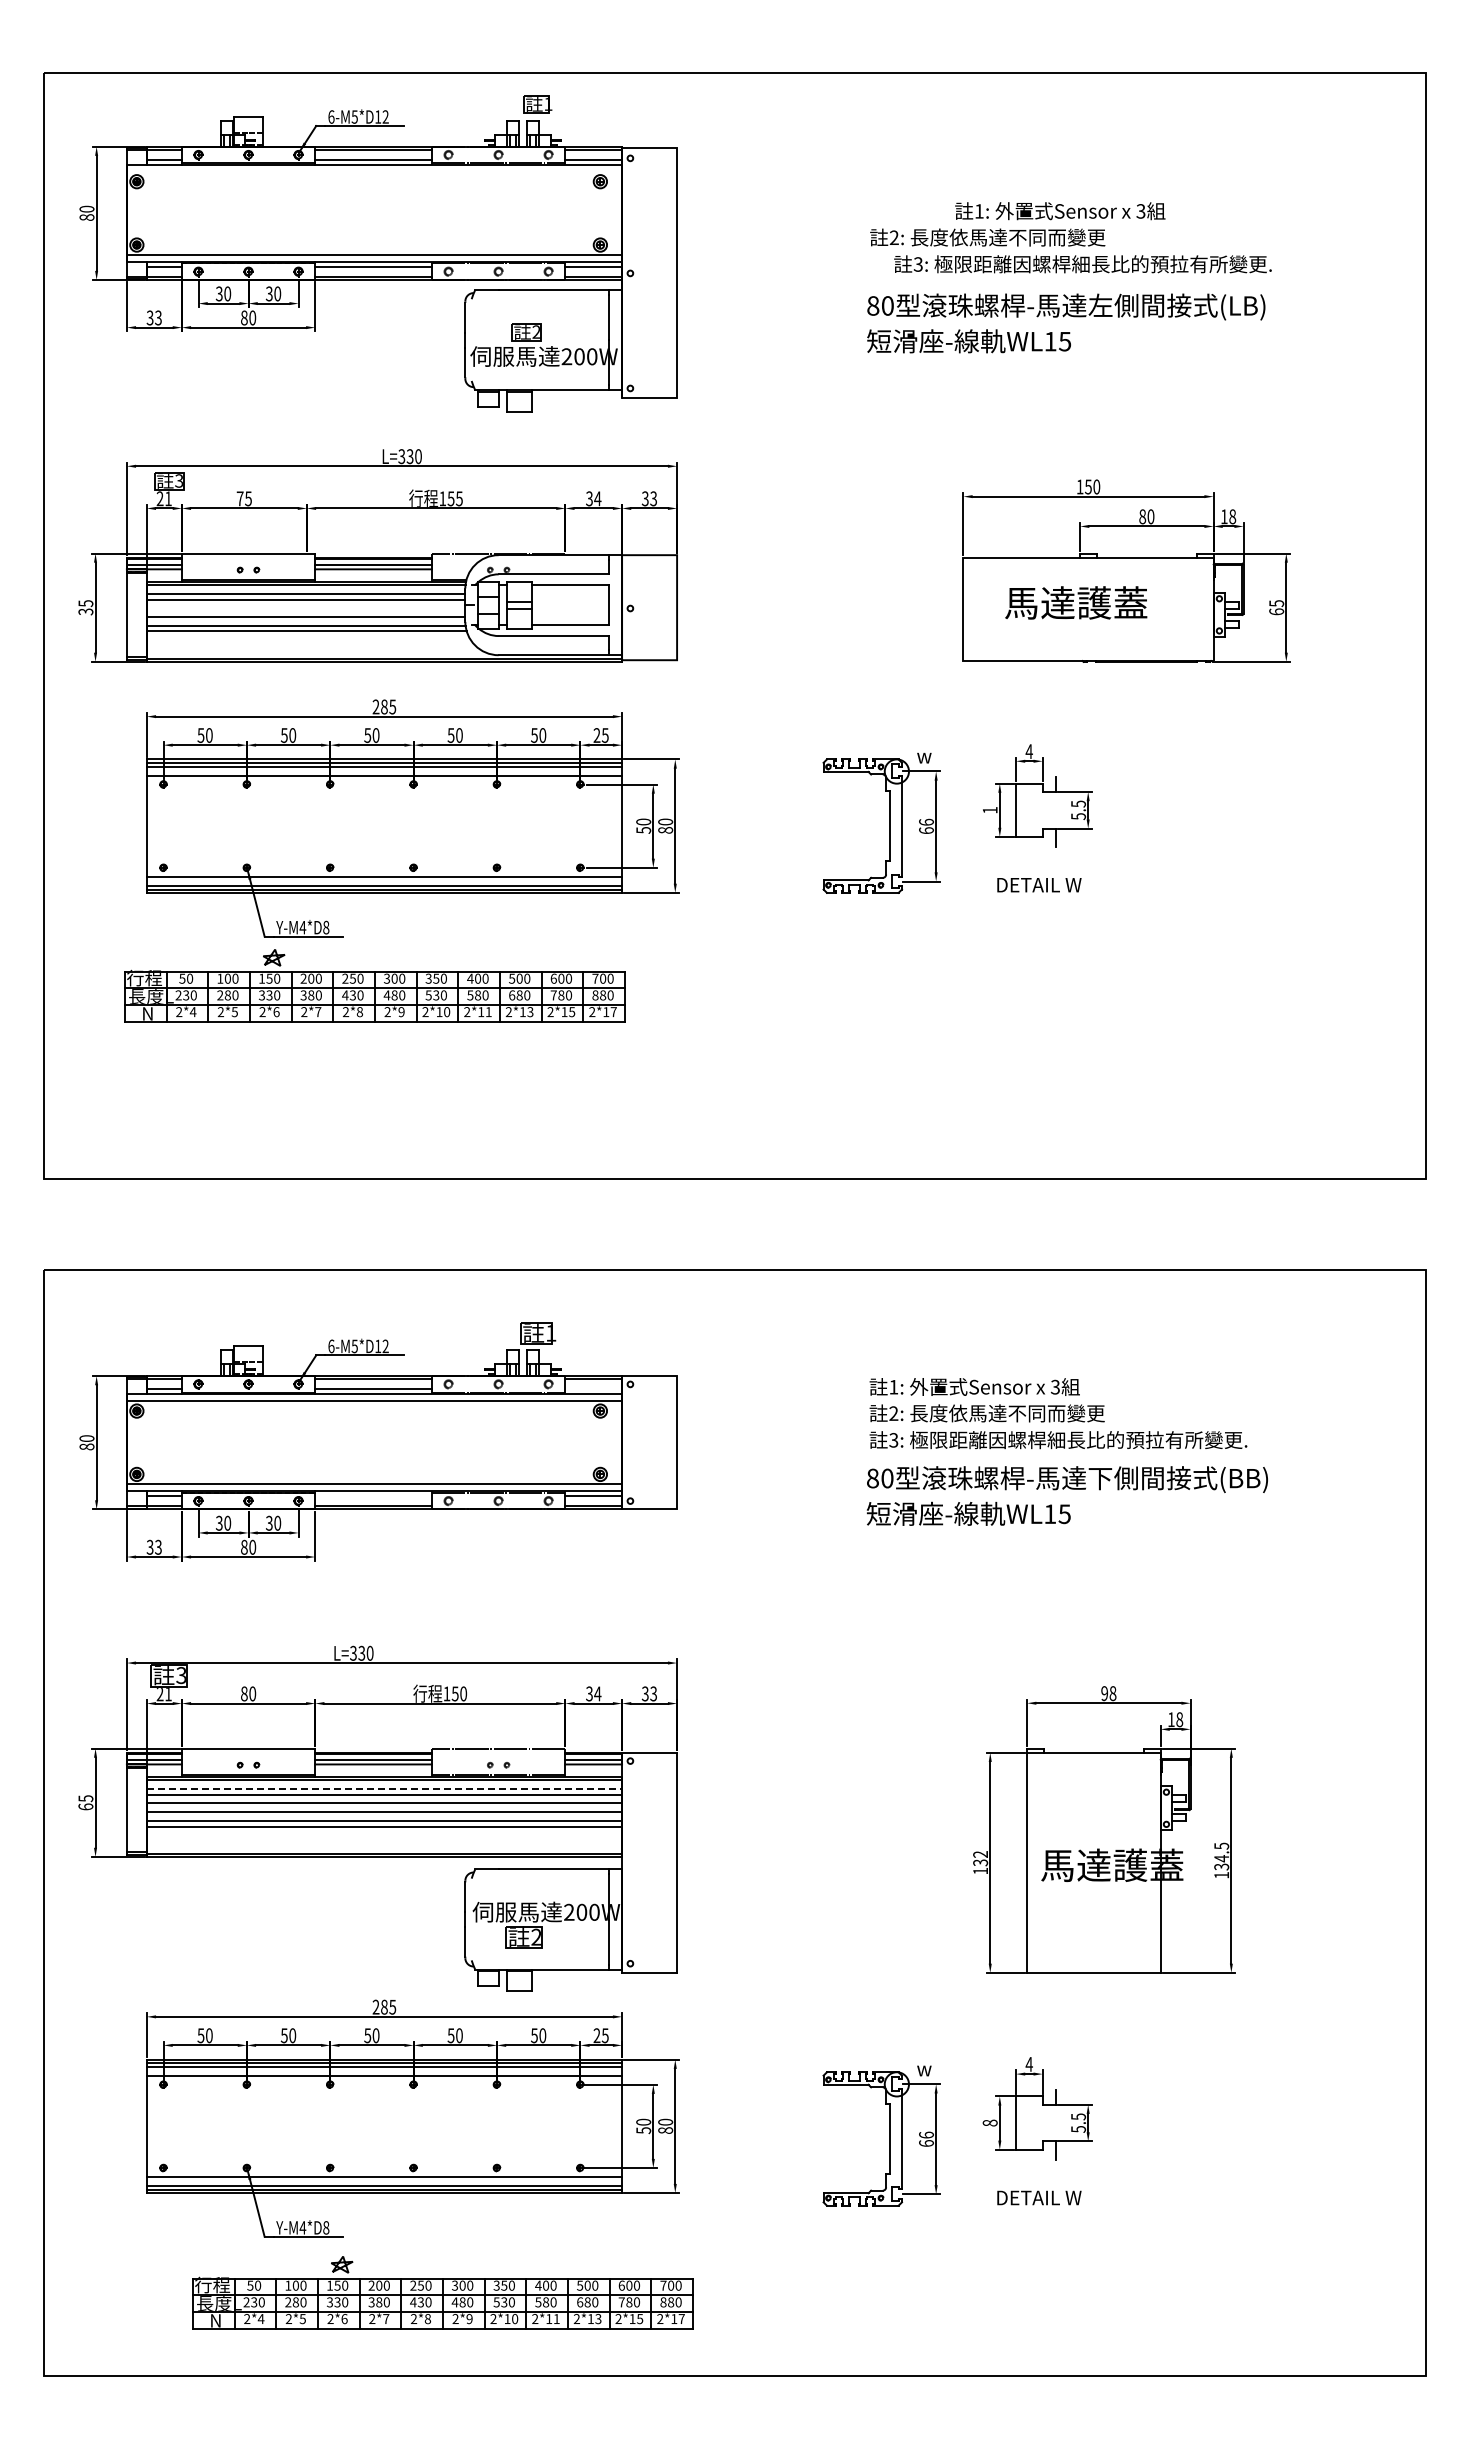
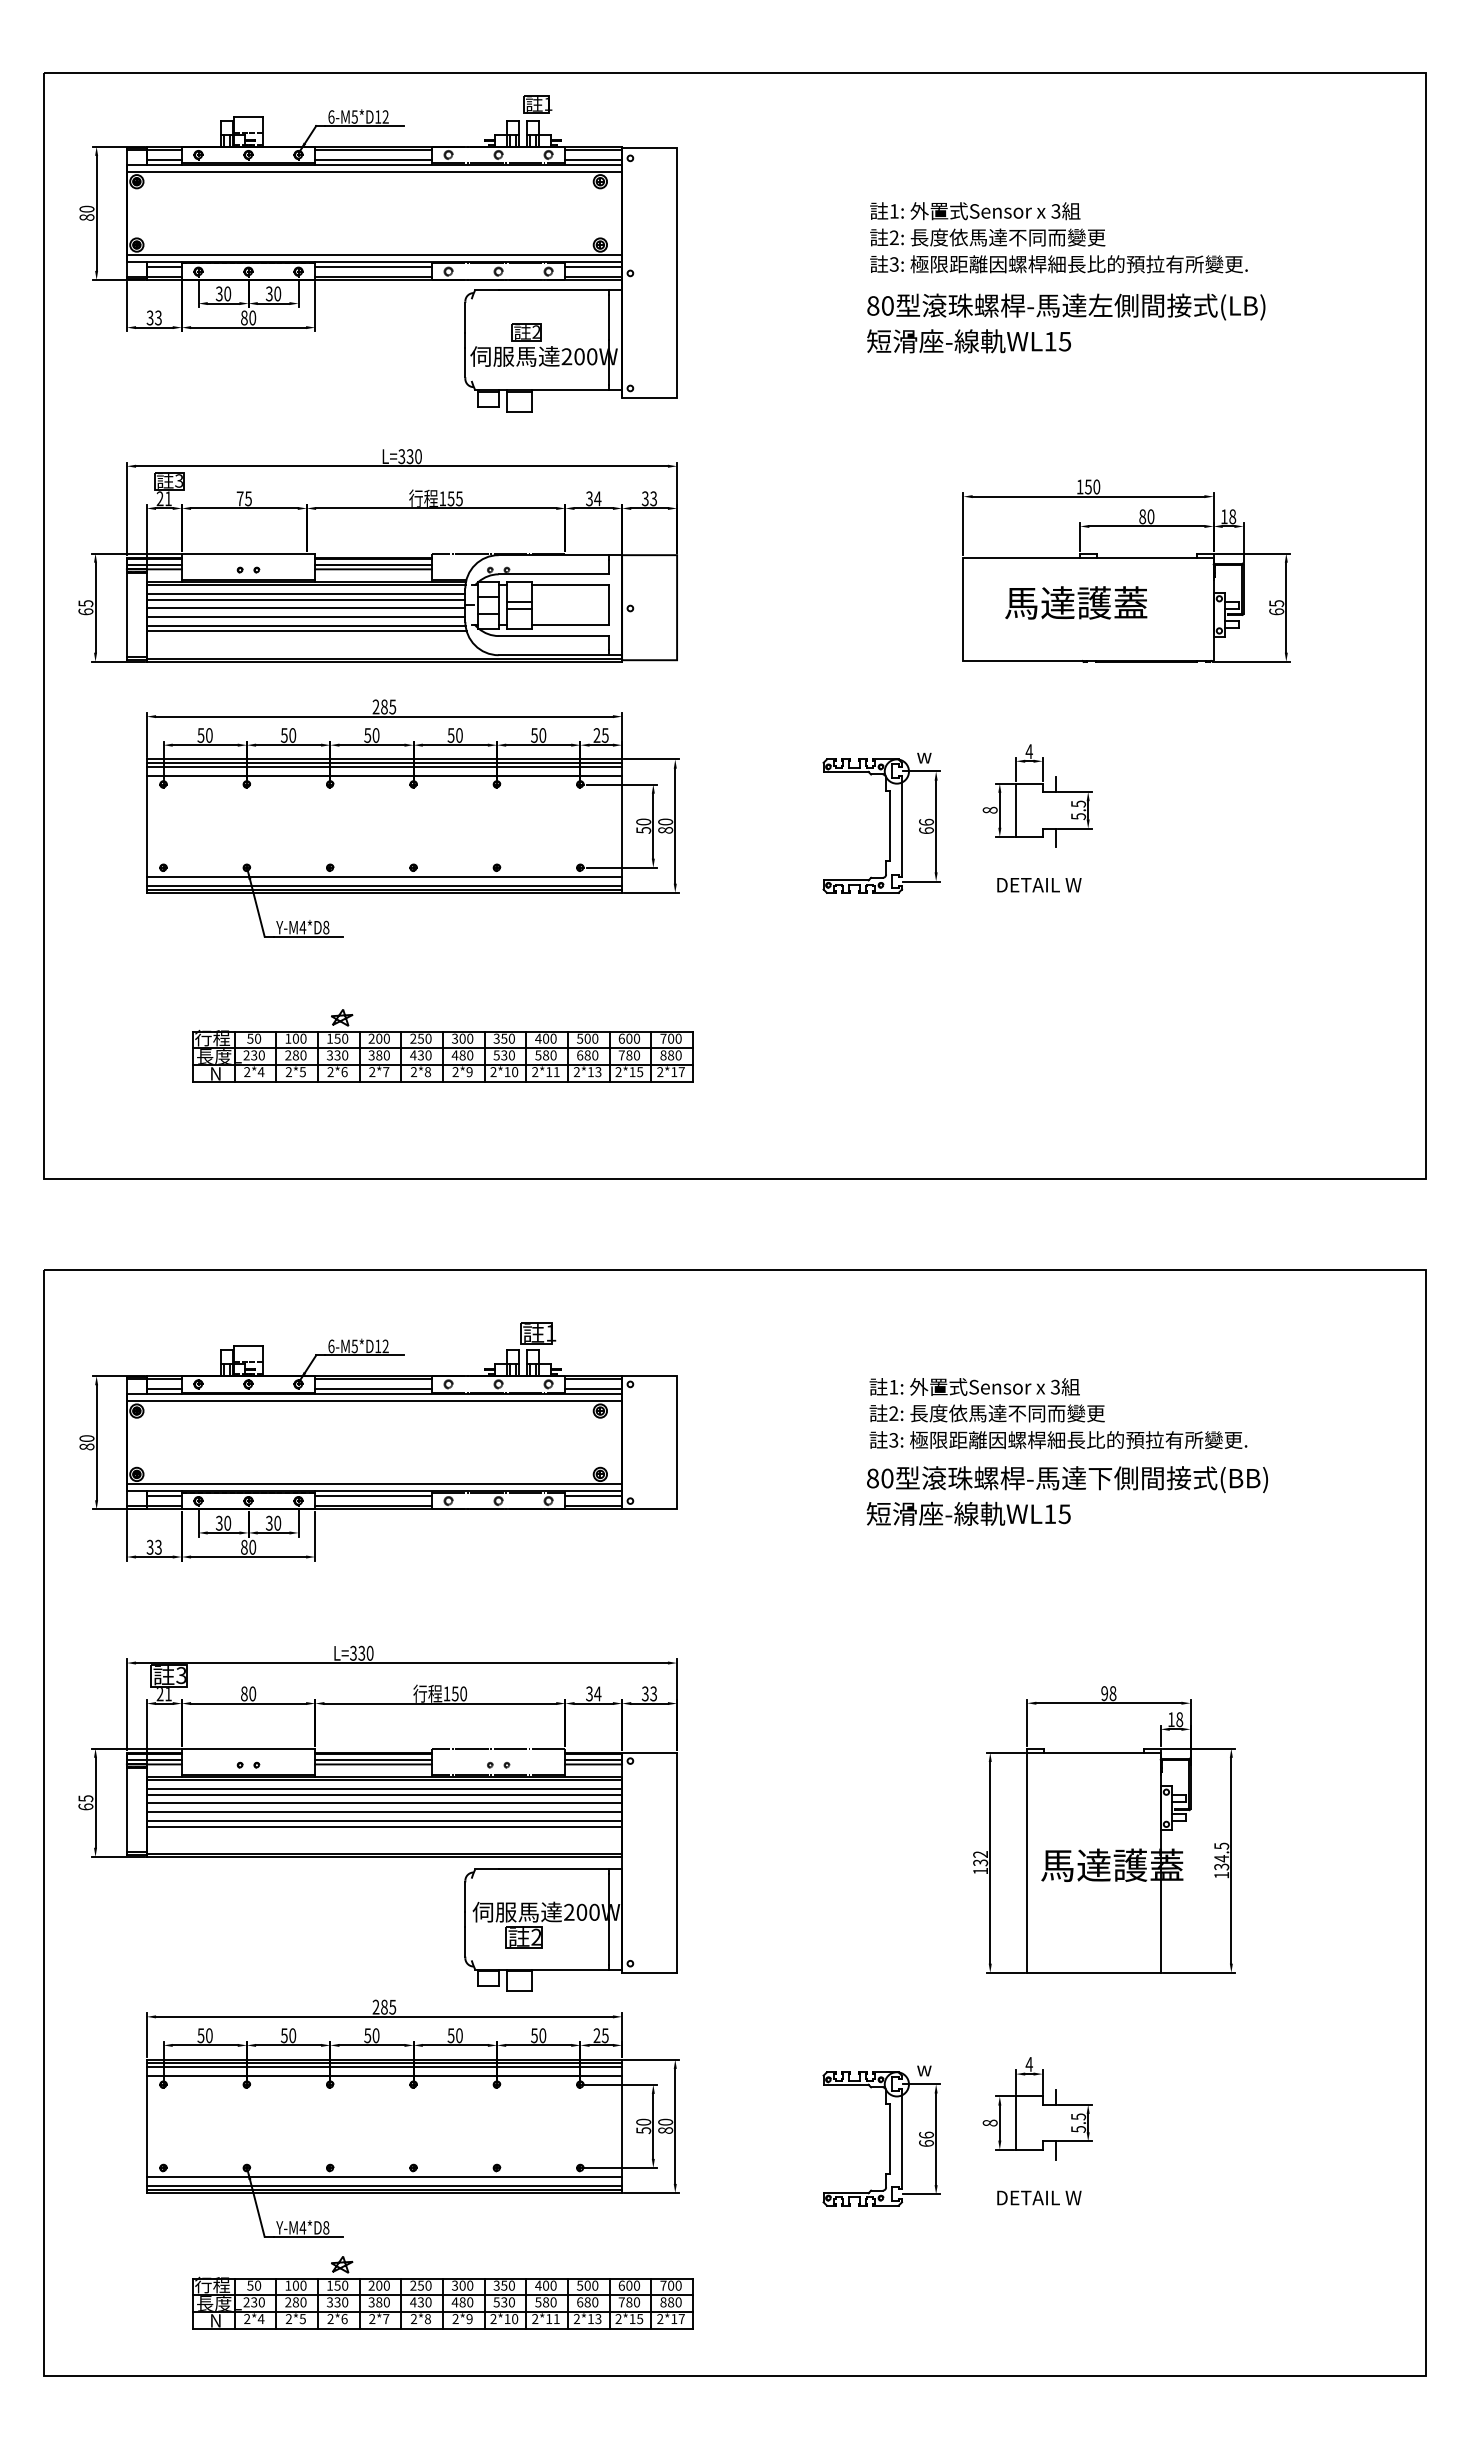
line: none -> present (374, 171)
text position: (1060, 211) -> (975, 211) (975, 211)
text position: (1082, 264) -> (1058, 264) (1058, 264)
line: none -> present (305, 608)
text: 35 -> 65 (85, 611)
text: 1 -> 8 (989, 809)
part position: (374, 985) -> (442, 1045) (442, 1045)
line: none -> present (593, 1389)
line: none -> present (373, 1496)
line: dashed -> solid (384, 1789)
